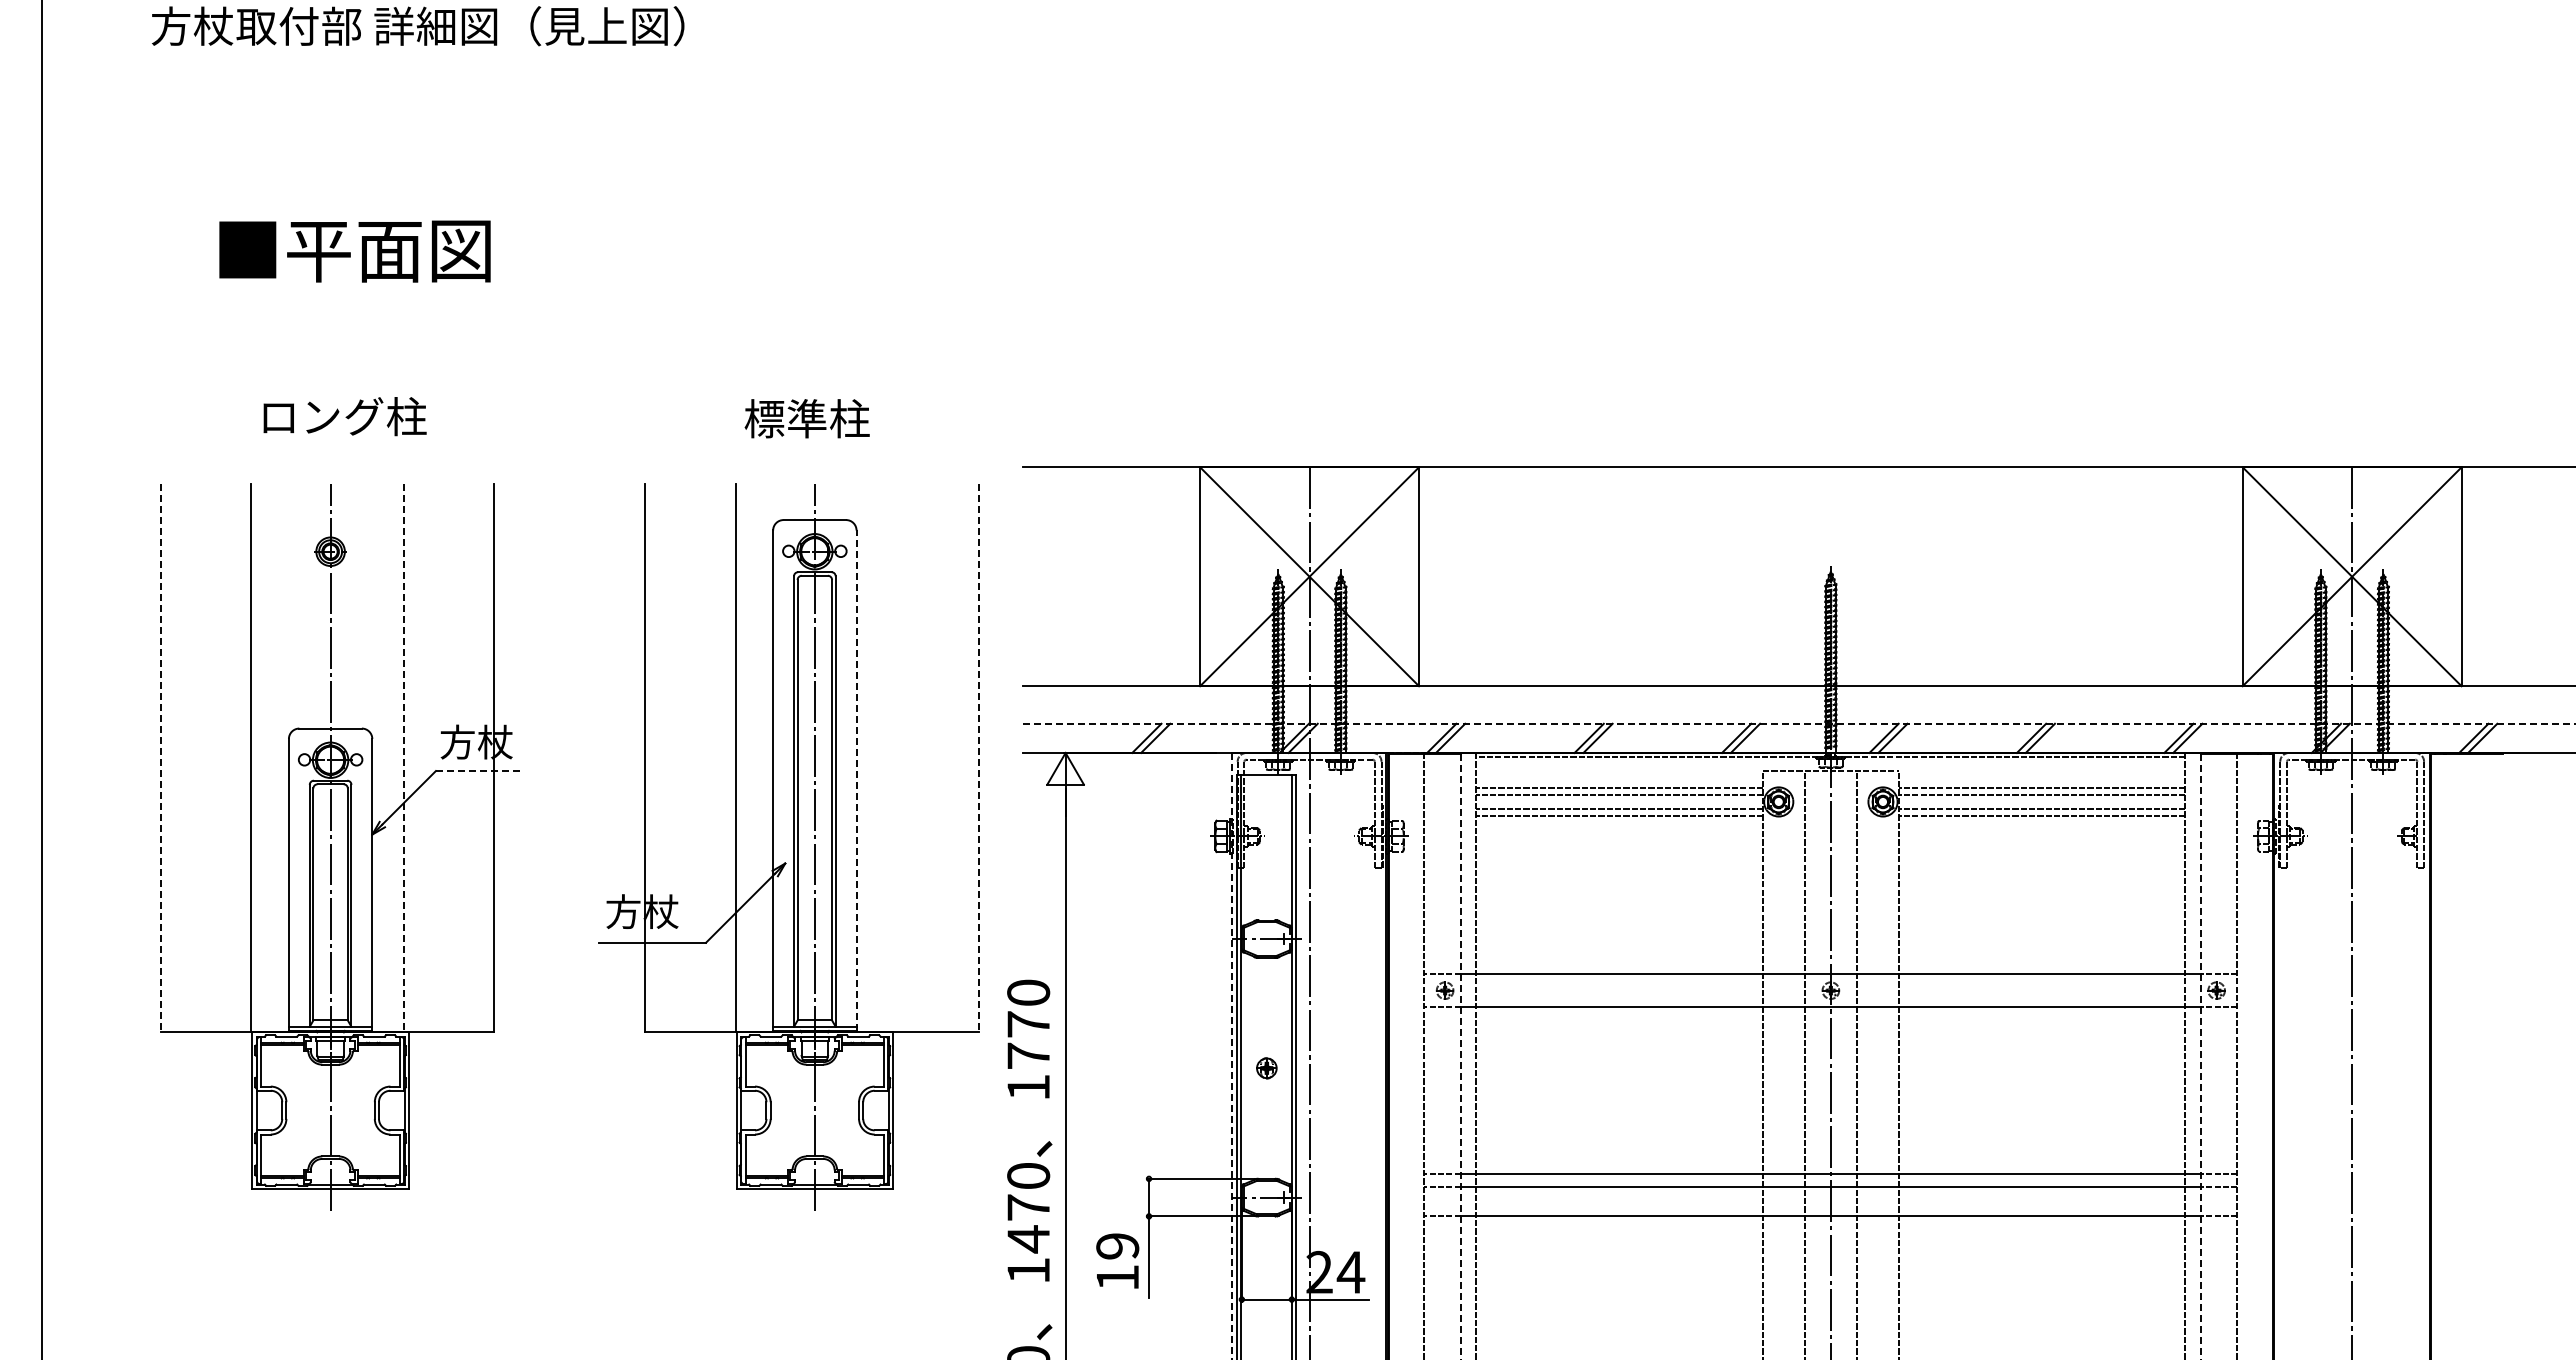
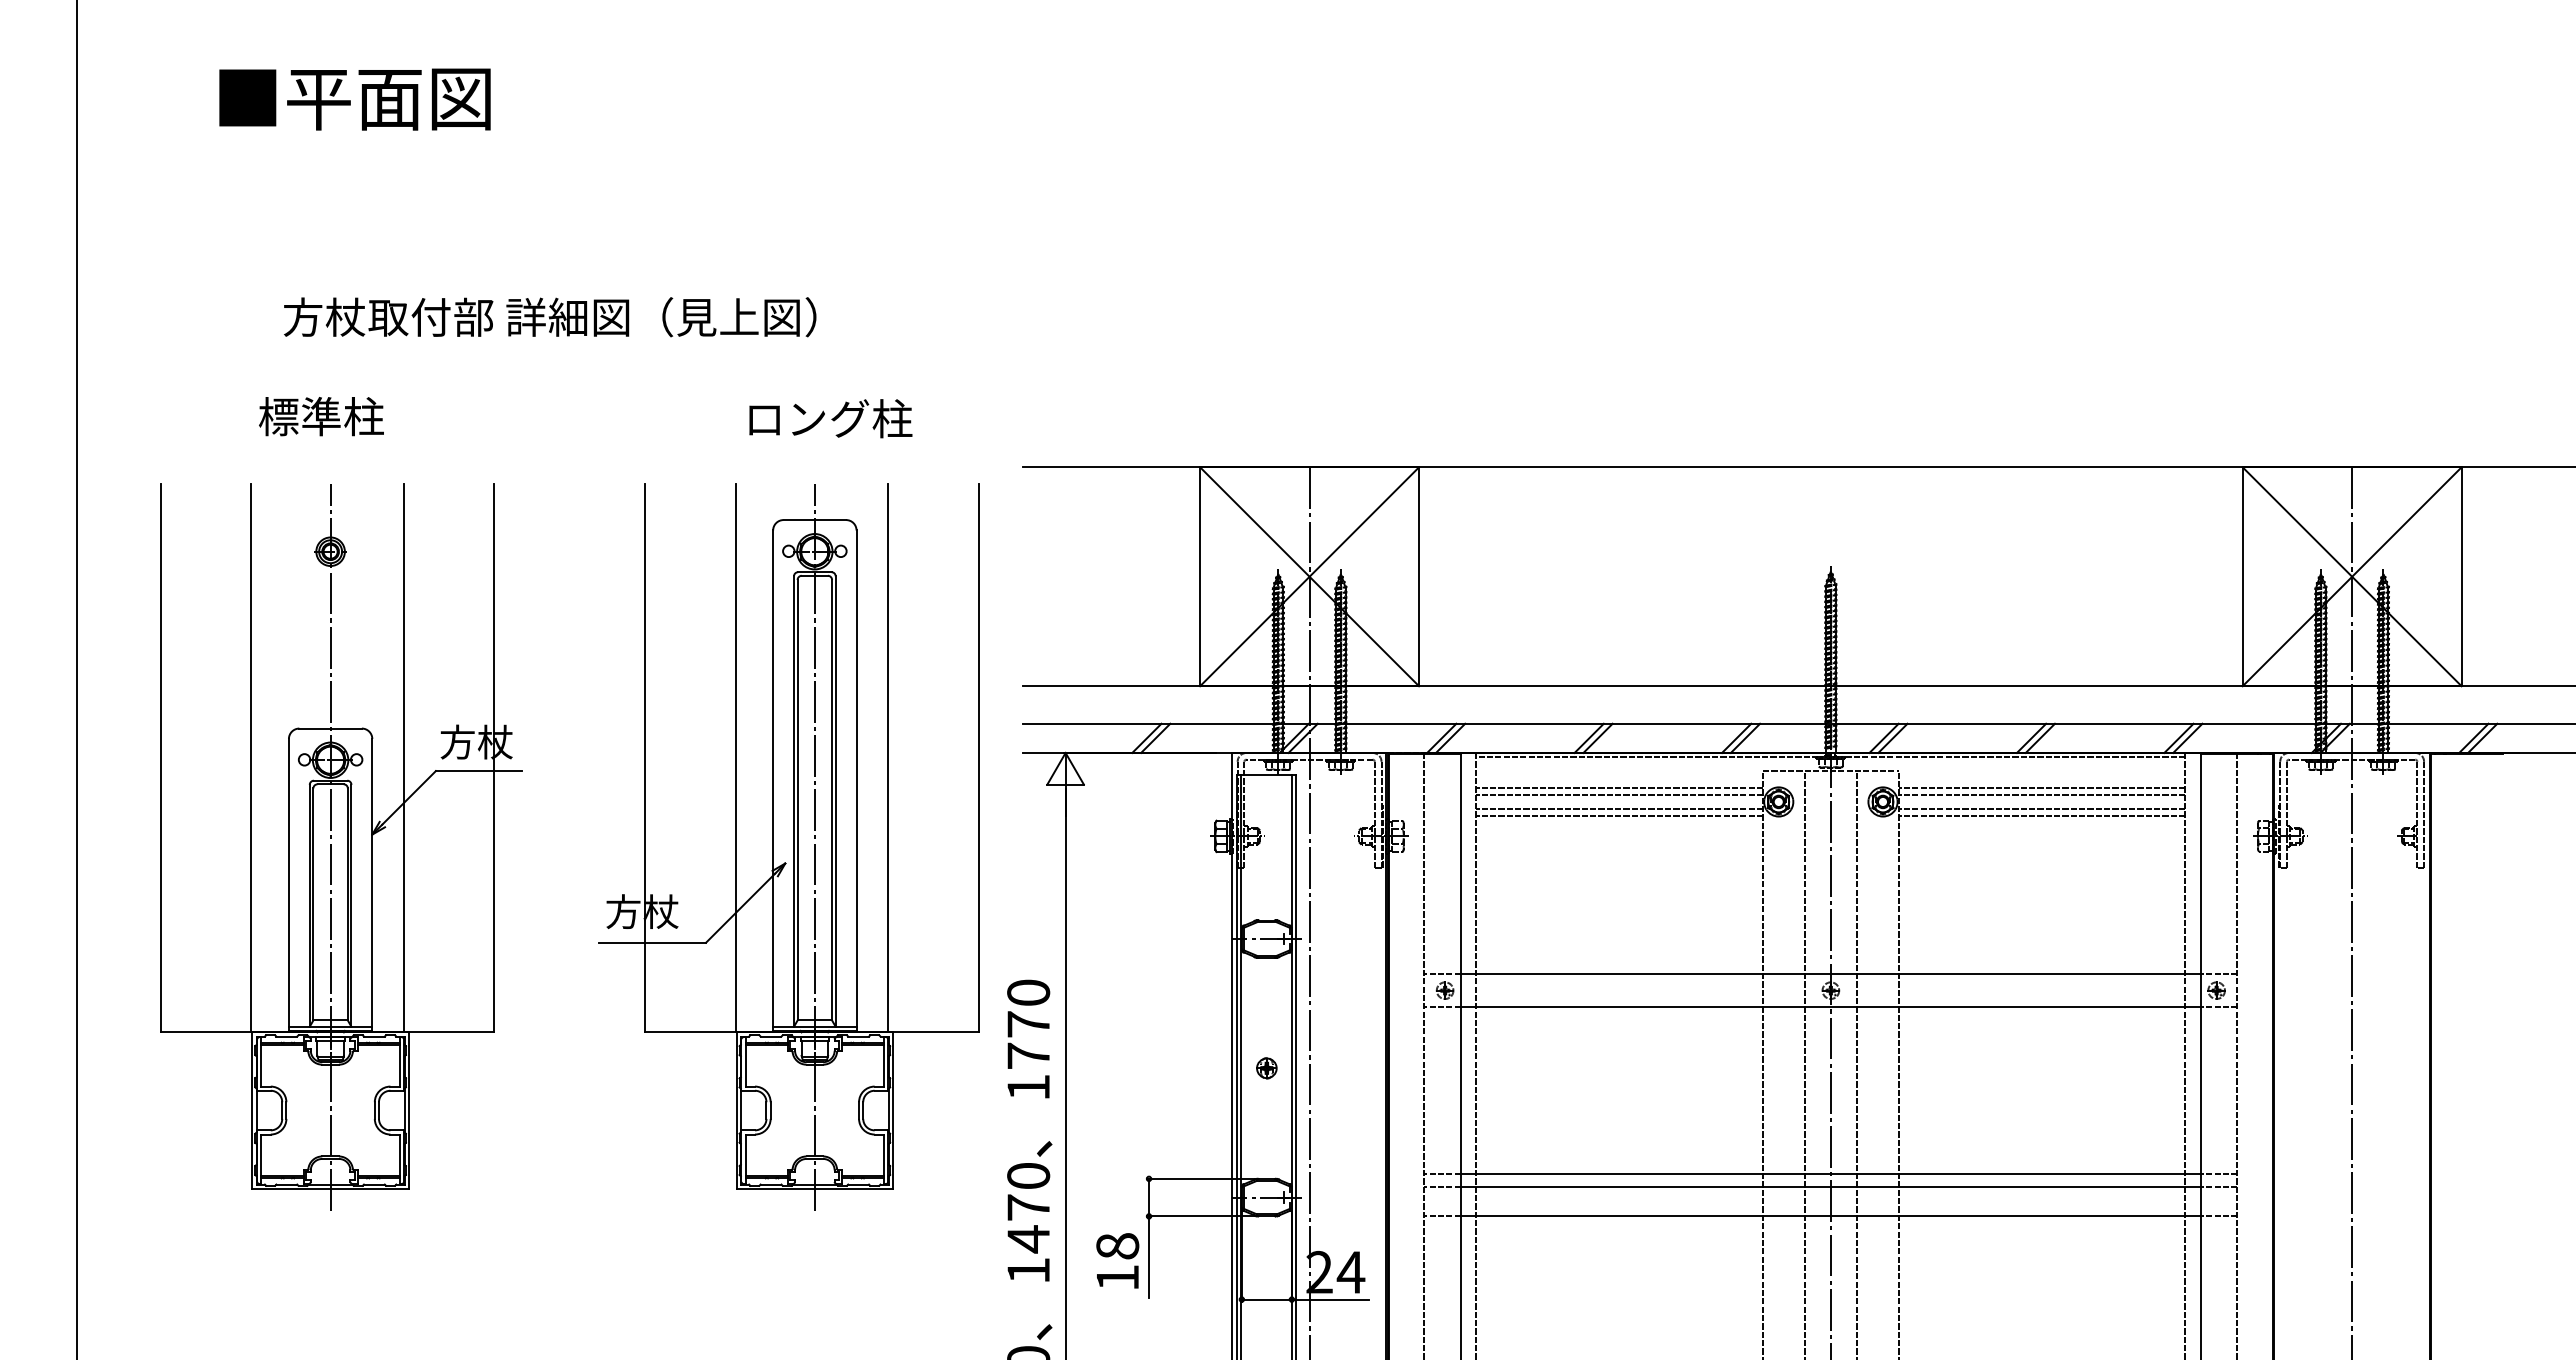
text position: (418, 26) -> (550, 317) (550, 317)
text position: (354, 251) -> (354, 99) (354, 99)
text: ロング柱 -> 標準柱 (342, 416)
text: 標準柱 -> ロング柱 (828, 418)
line position: (42, 679) -> (77, 679) (77, 679)
line: dashed -> solid (1799, 723)
line: none -> present (887, 757)
line: dashed -> solid (160, 758)
line: dashed -> solid (403, 758)
line: dashed -> solid (978, 758)
line: dashed -> solid (478, 771)
line: dashed -> solid (856, 780)
line: dashed -> solid (1232, 1056)
line: dashed -> solid (1460, 1057)
line: dashed -> solid (2201, 1057)
text: 19 -> 18 (1117, 1246)
